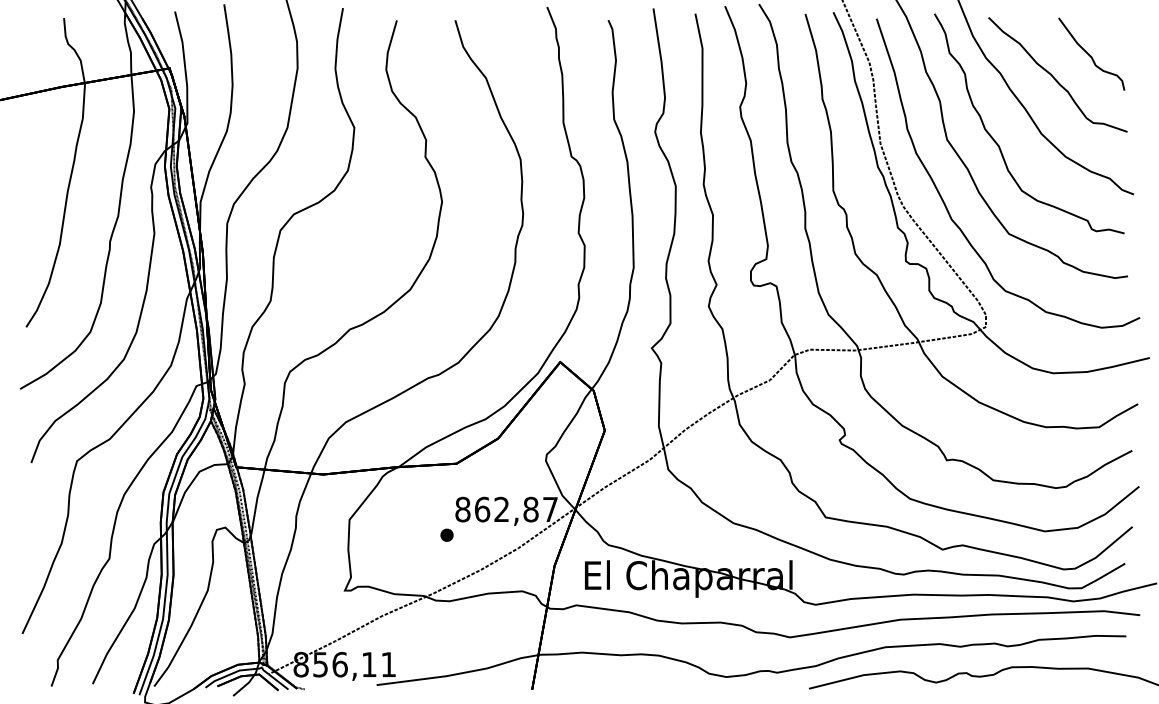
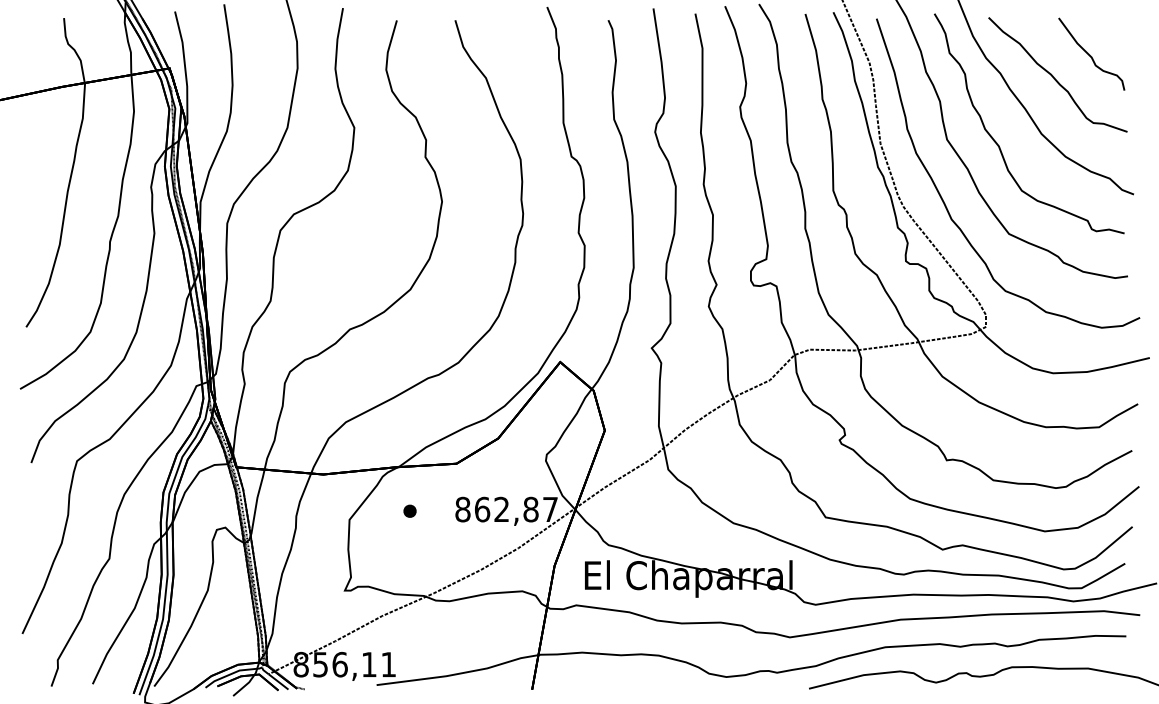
part position: (446, 534) -> (409, 510) (409, 510)
